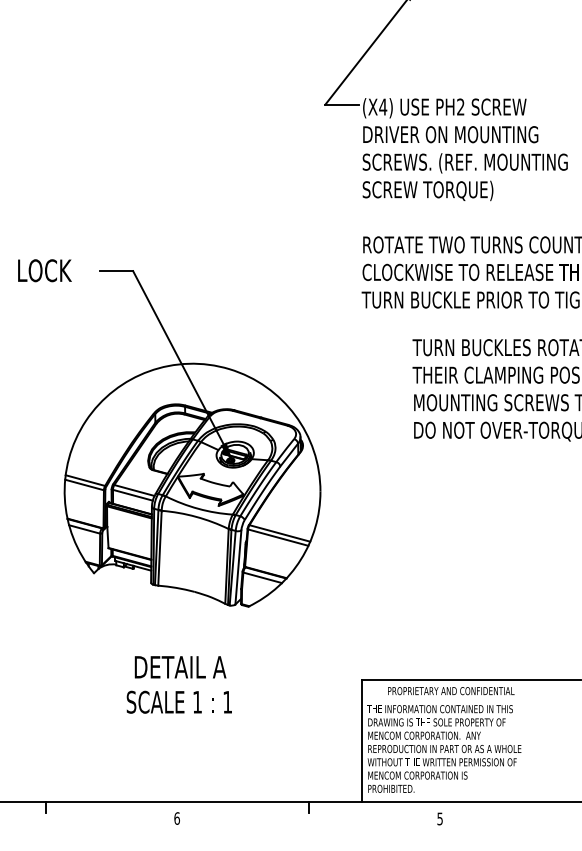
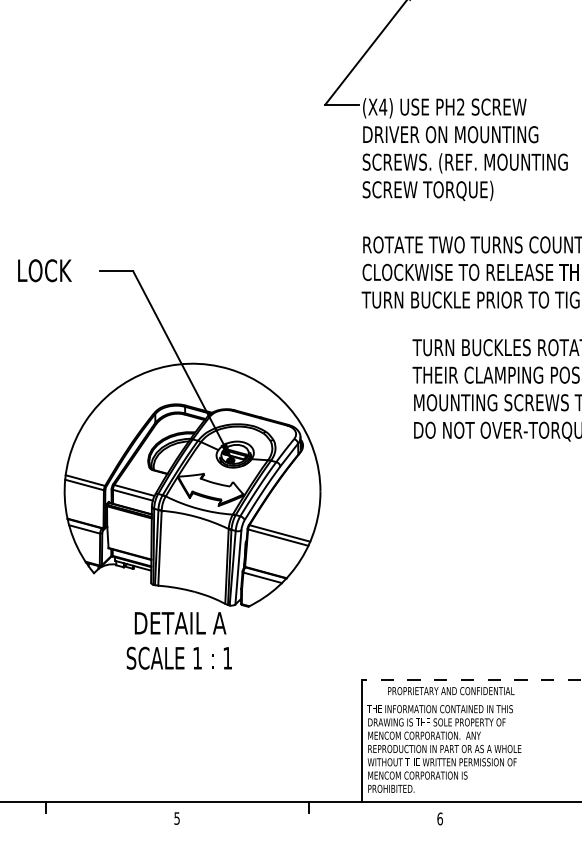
line: solid -> dashed (471, 679)
text position: (178, 684) -> (178, 640) (178, 640)
text: 6 -> 5 (176, 818)
text: 5 -> 6 (439, 818)
